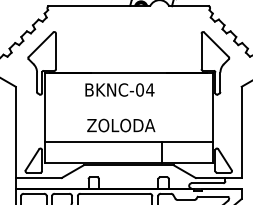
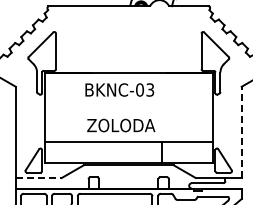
text: BKNC-04 -> BKNC-03 (150, 89)
line: solid -> dashed (241, 132)
line: solid -> dashed (38, 178)
